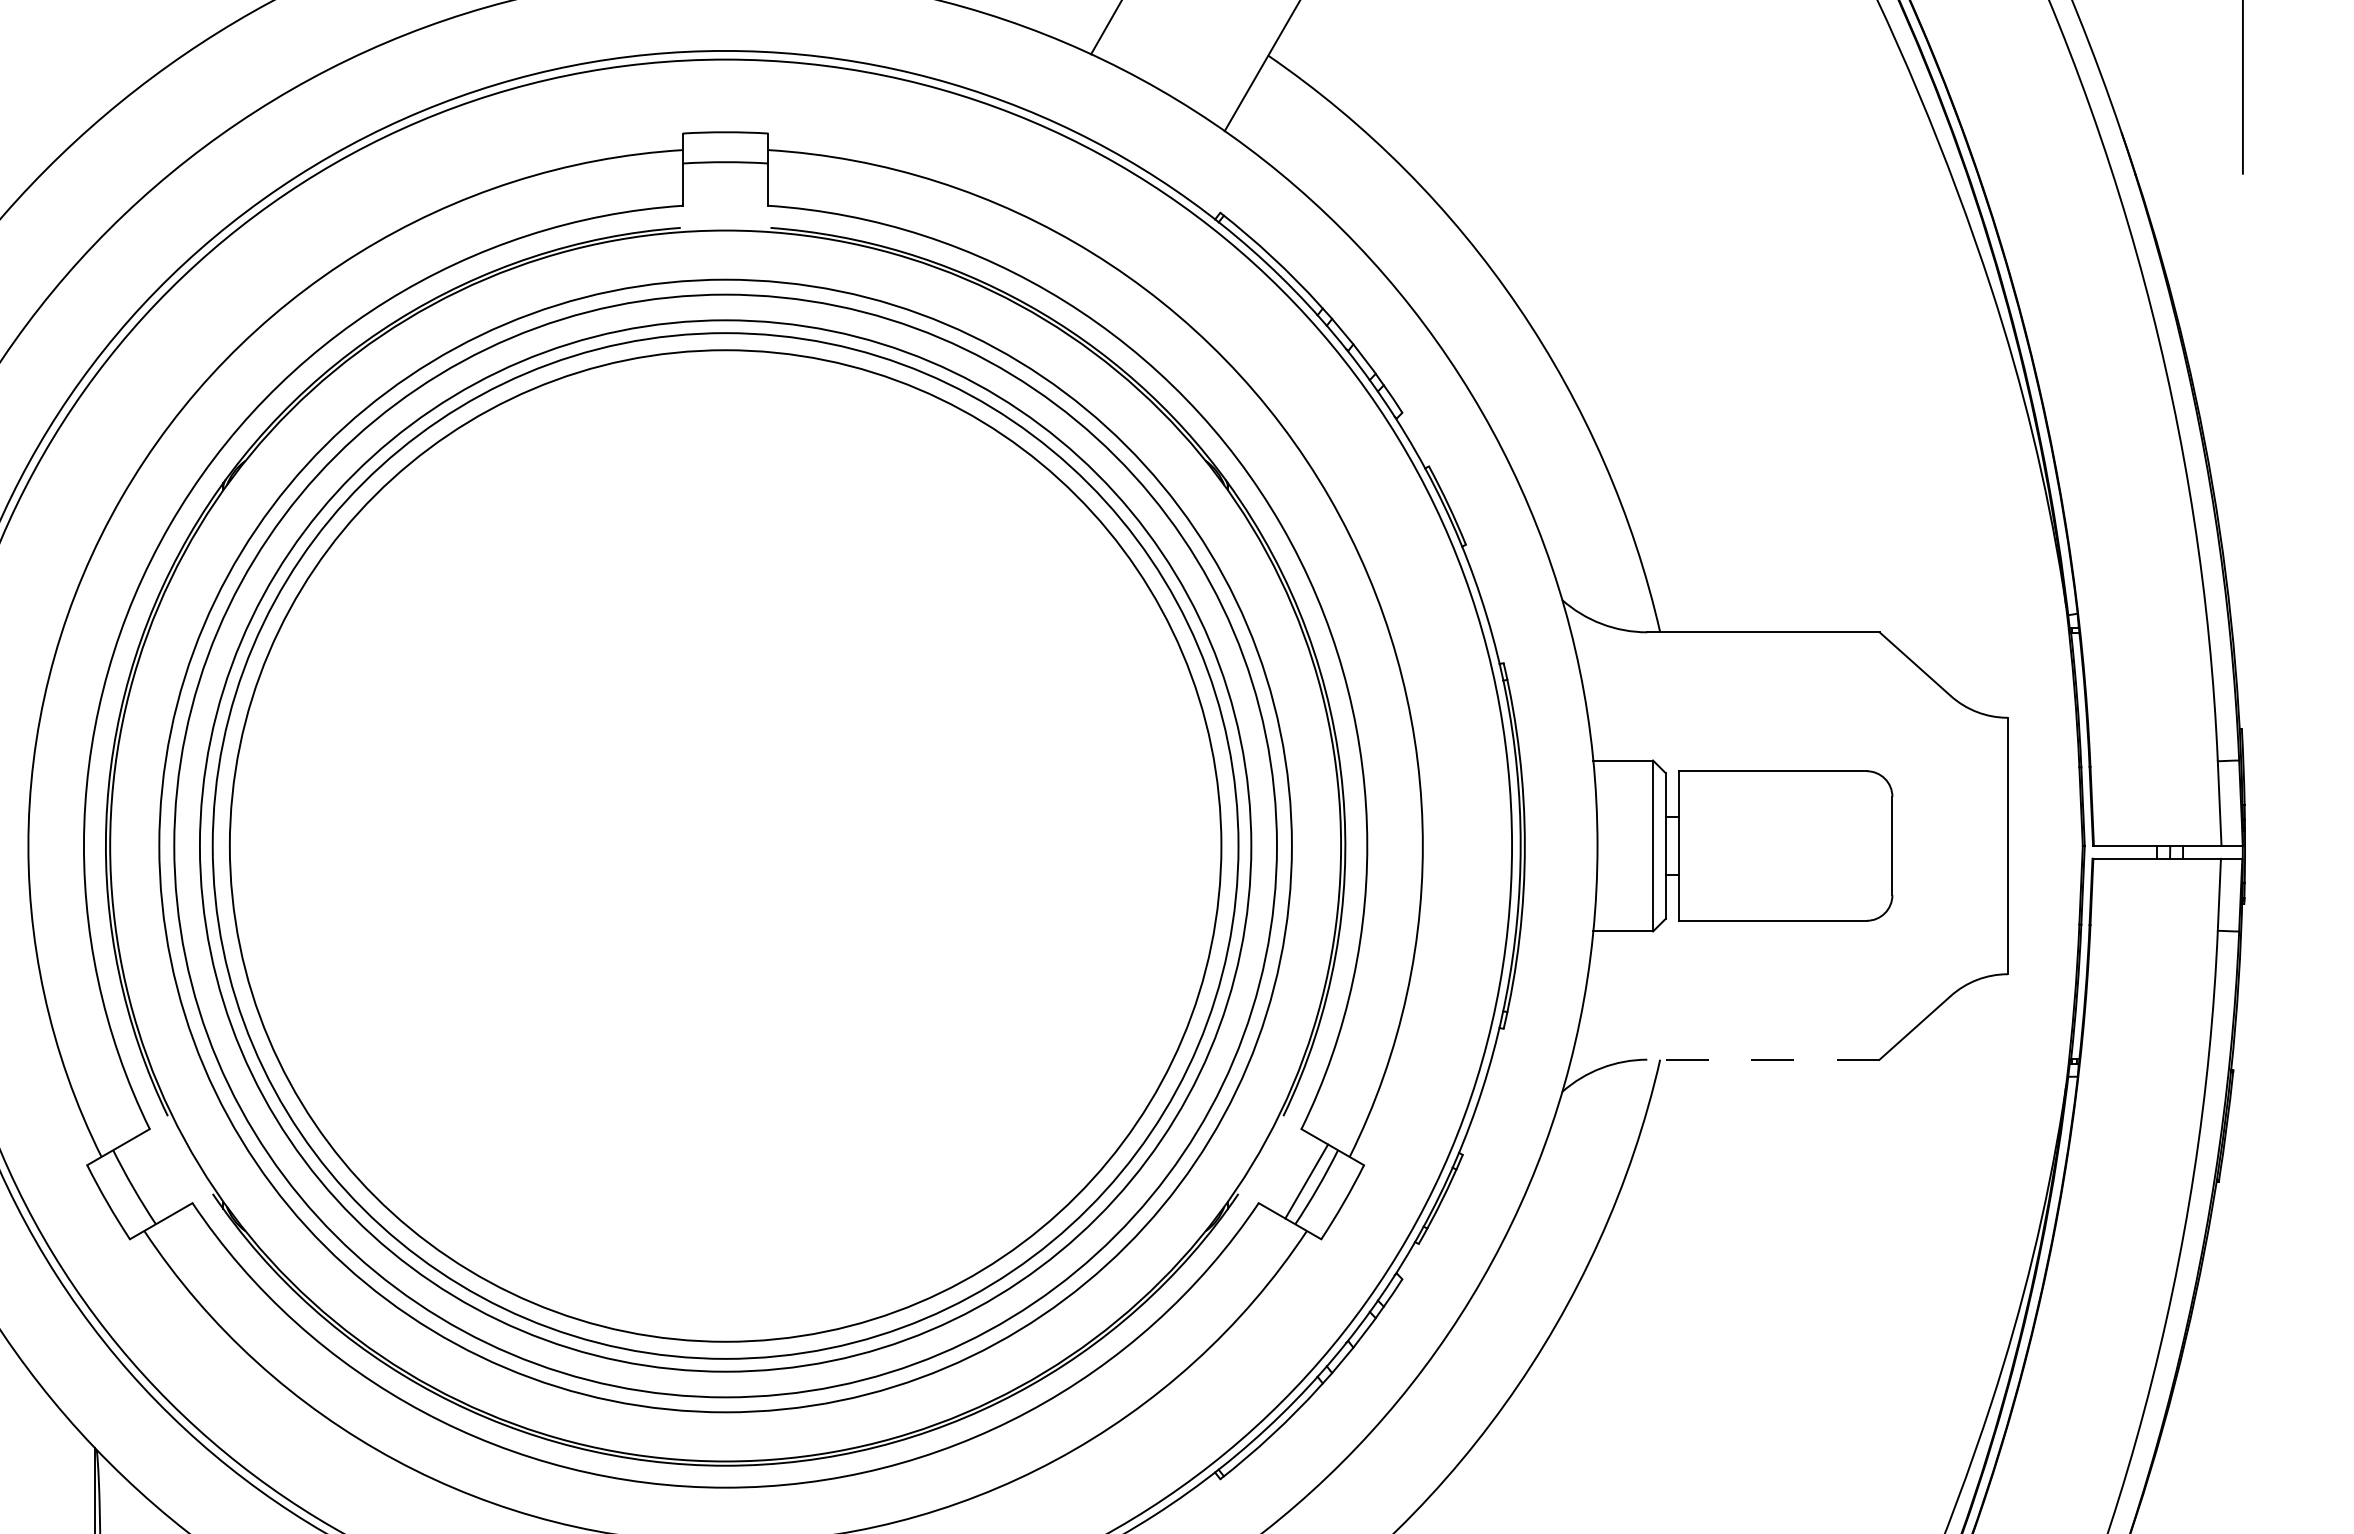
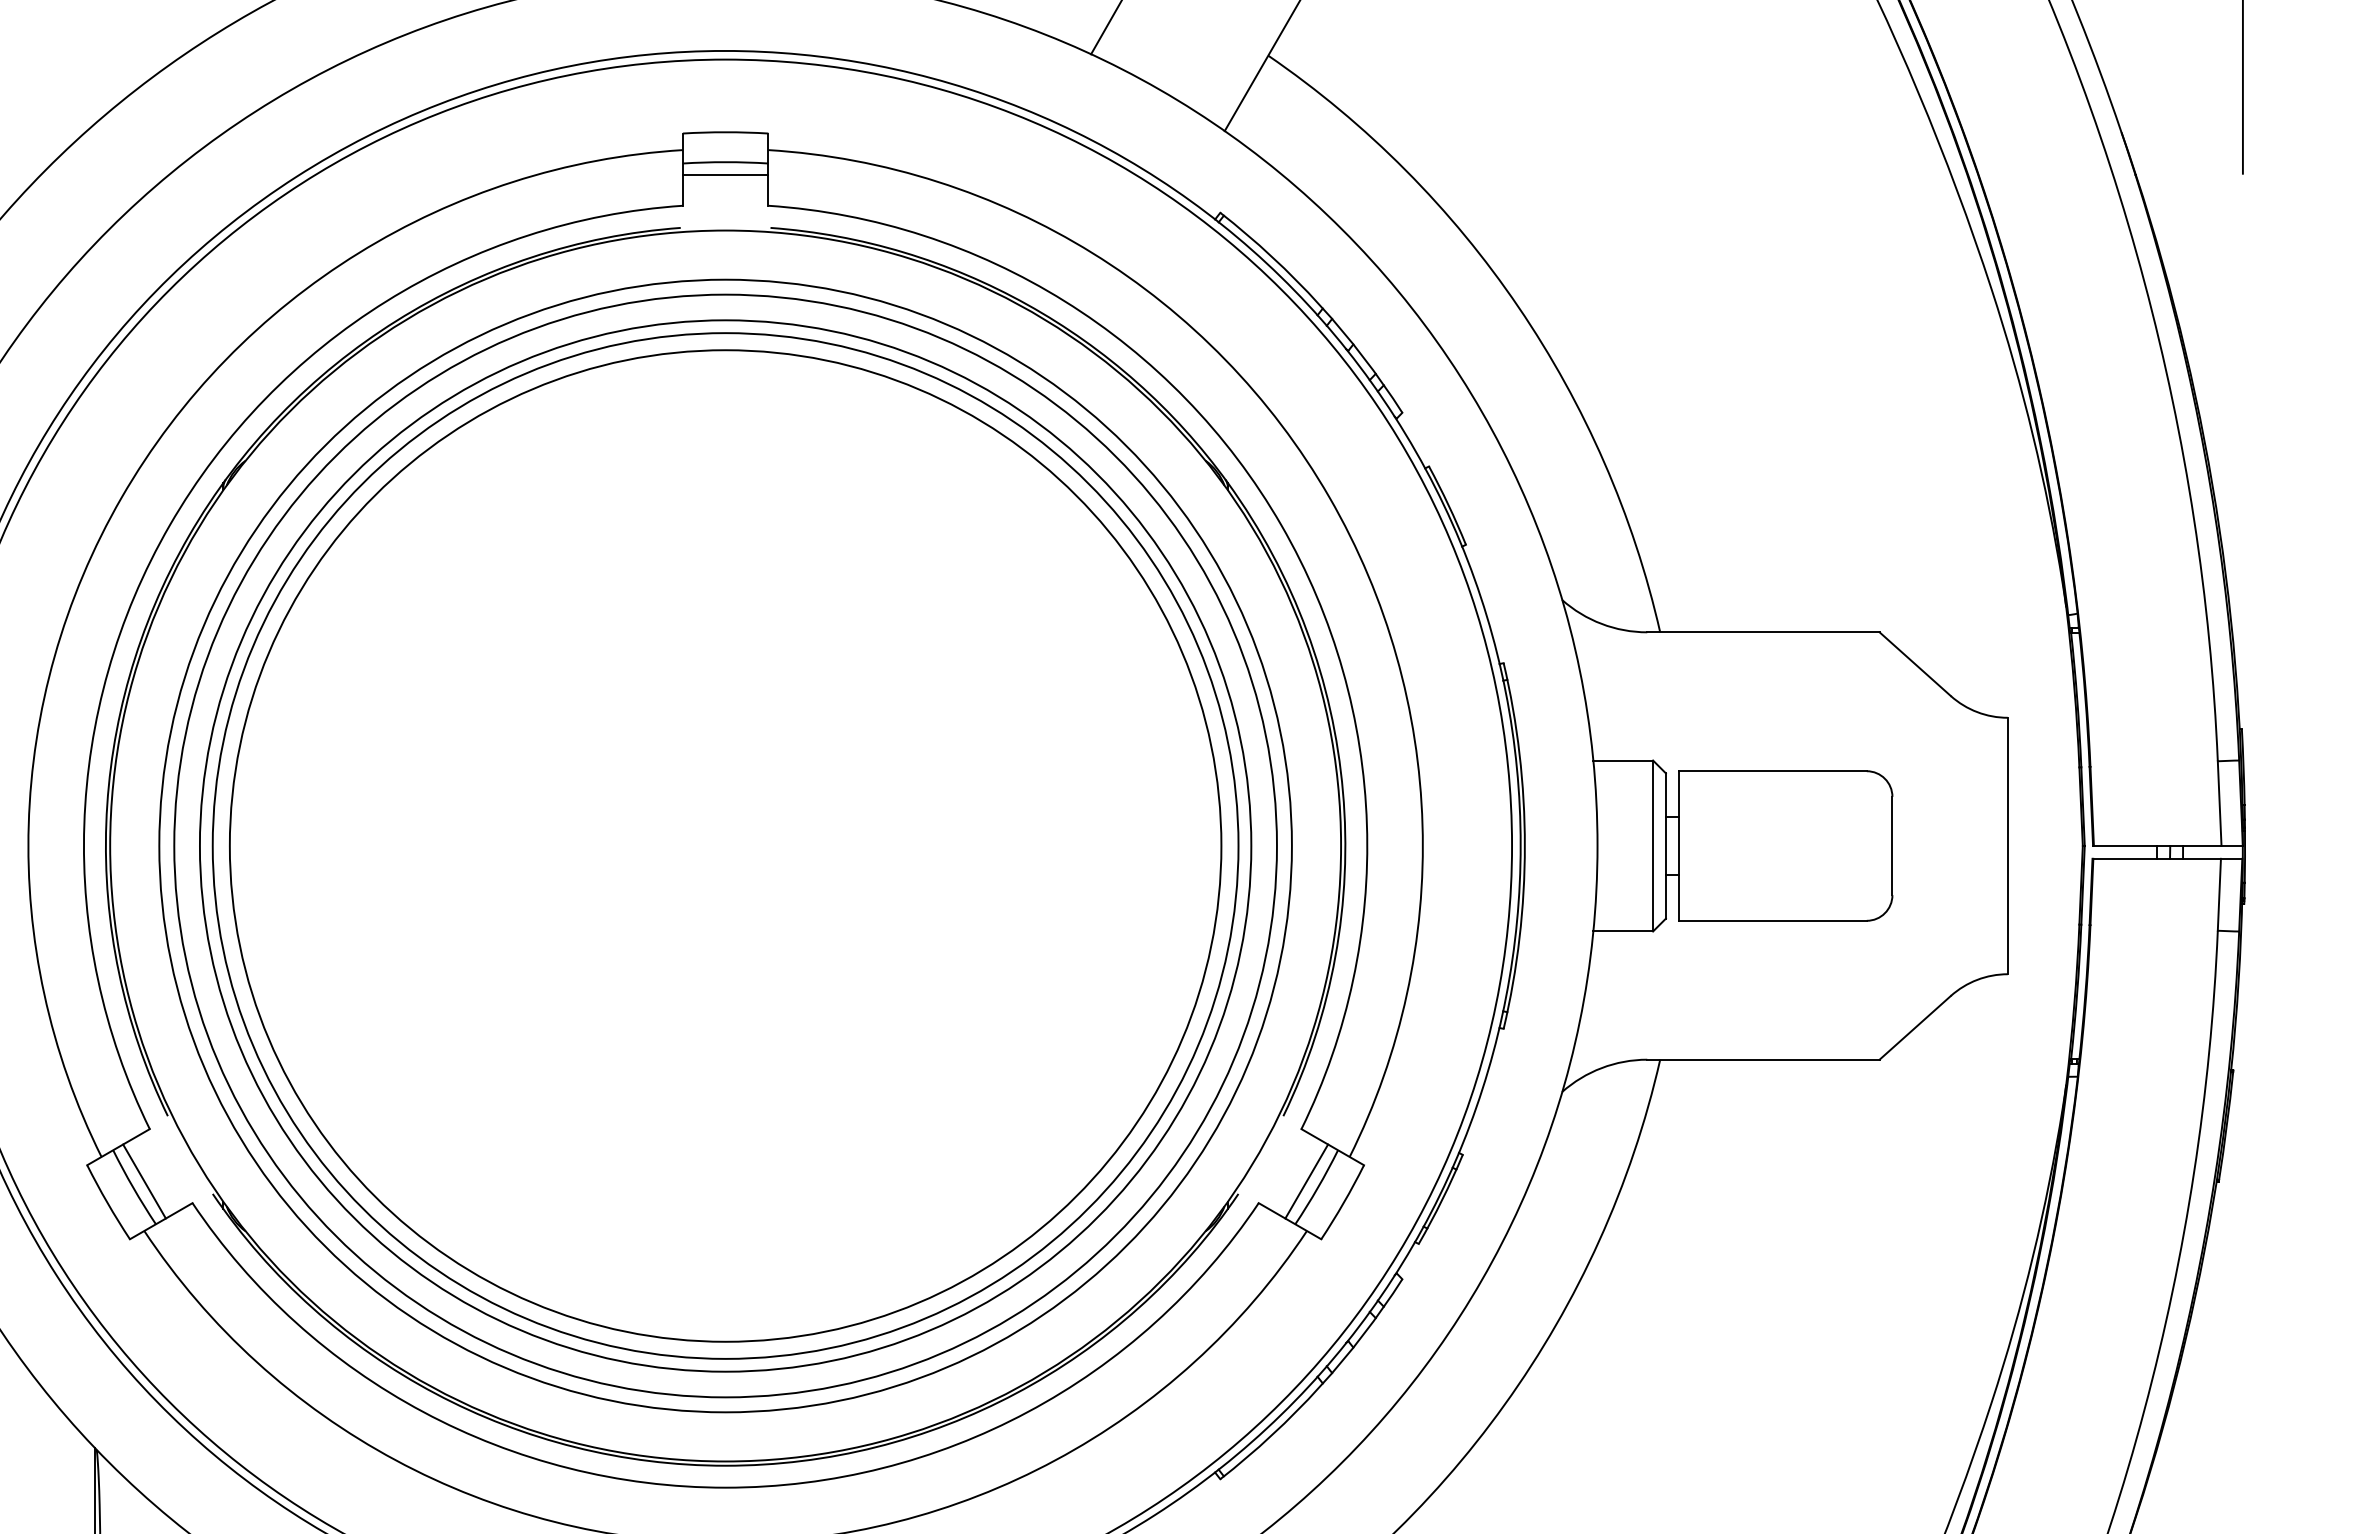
line: none -> present (725, 175)
line: dashed -> solid (1762, 1059)
line: none -> present (144, 1181)
